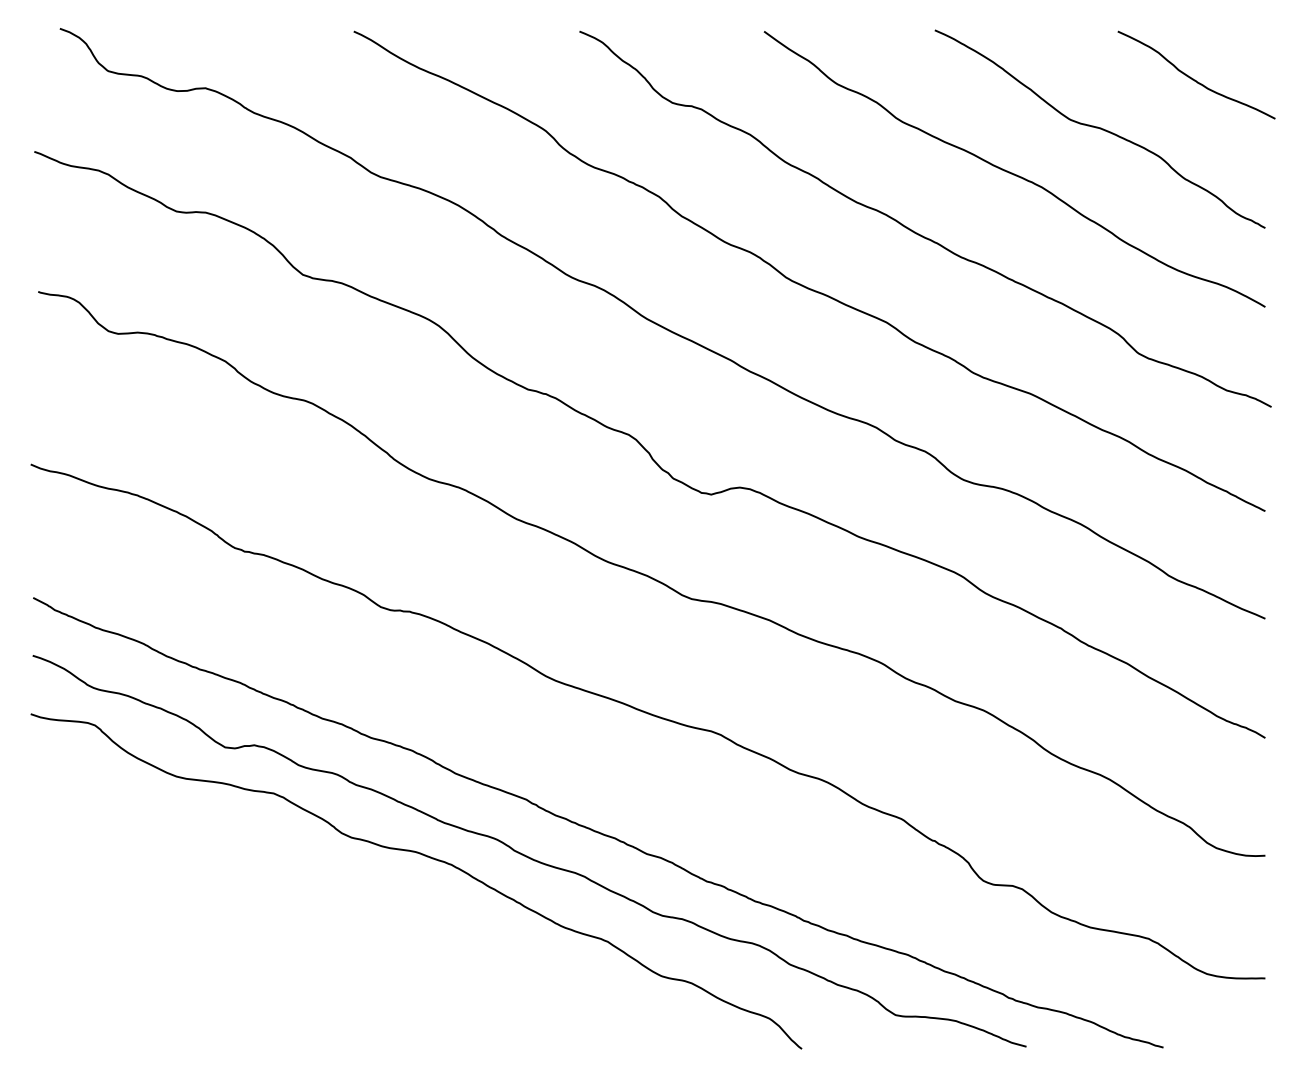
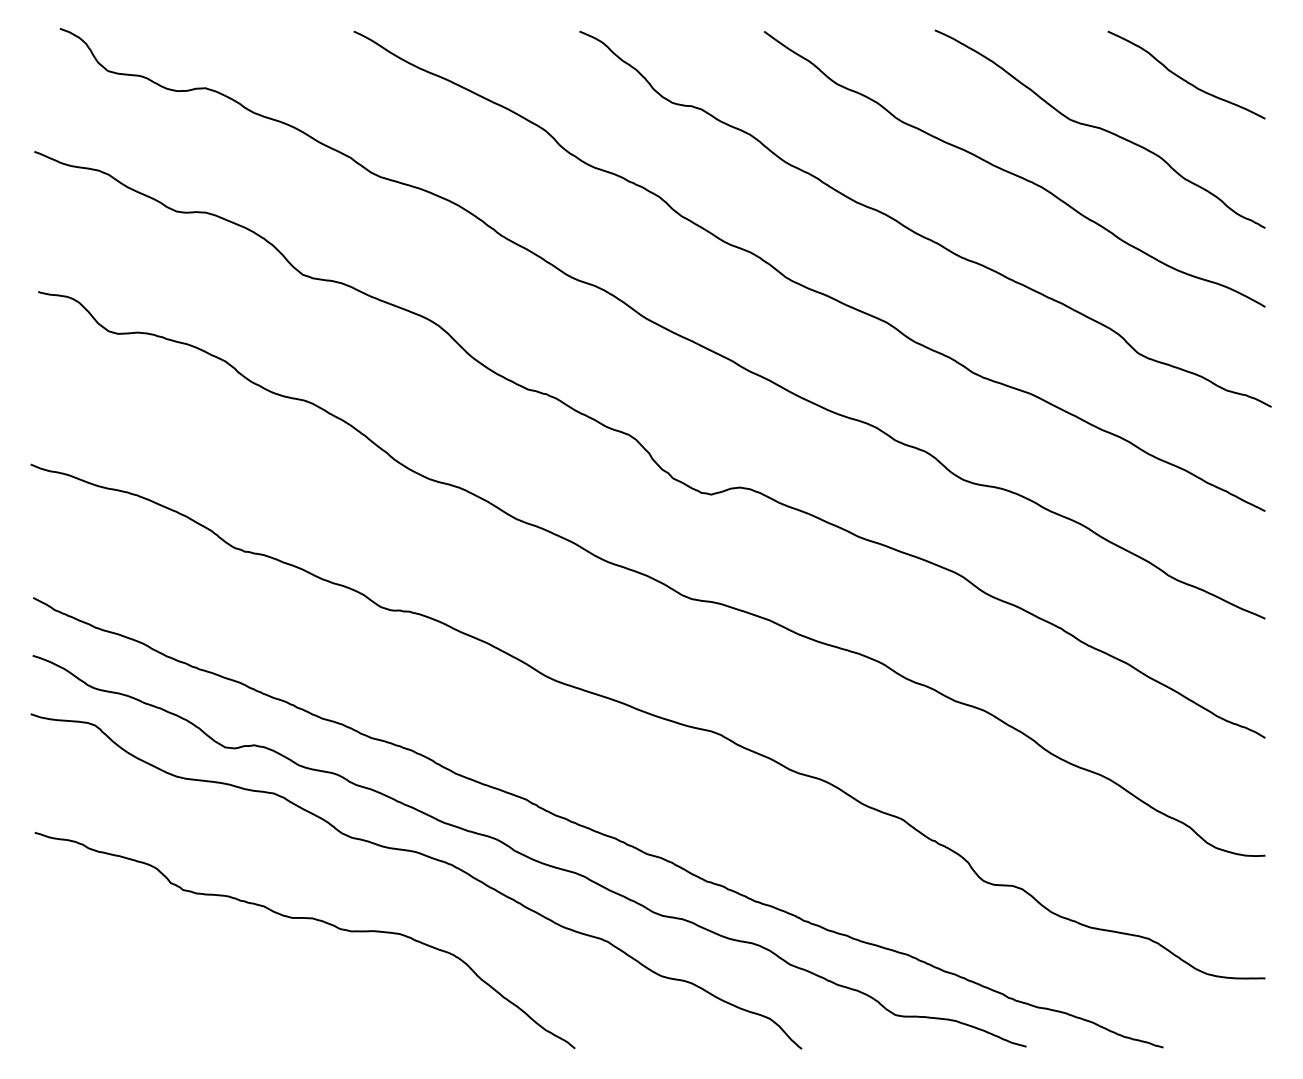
curve position: (1193, 78) -> (1183, 78) (1183, 78)
curve: none -> present (307, 919)
